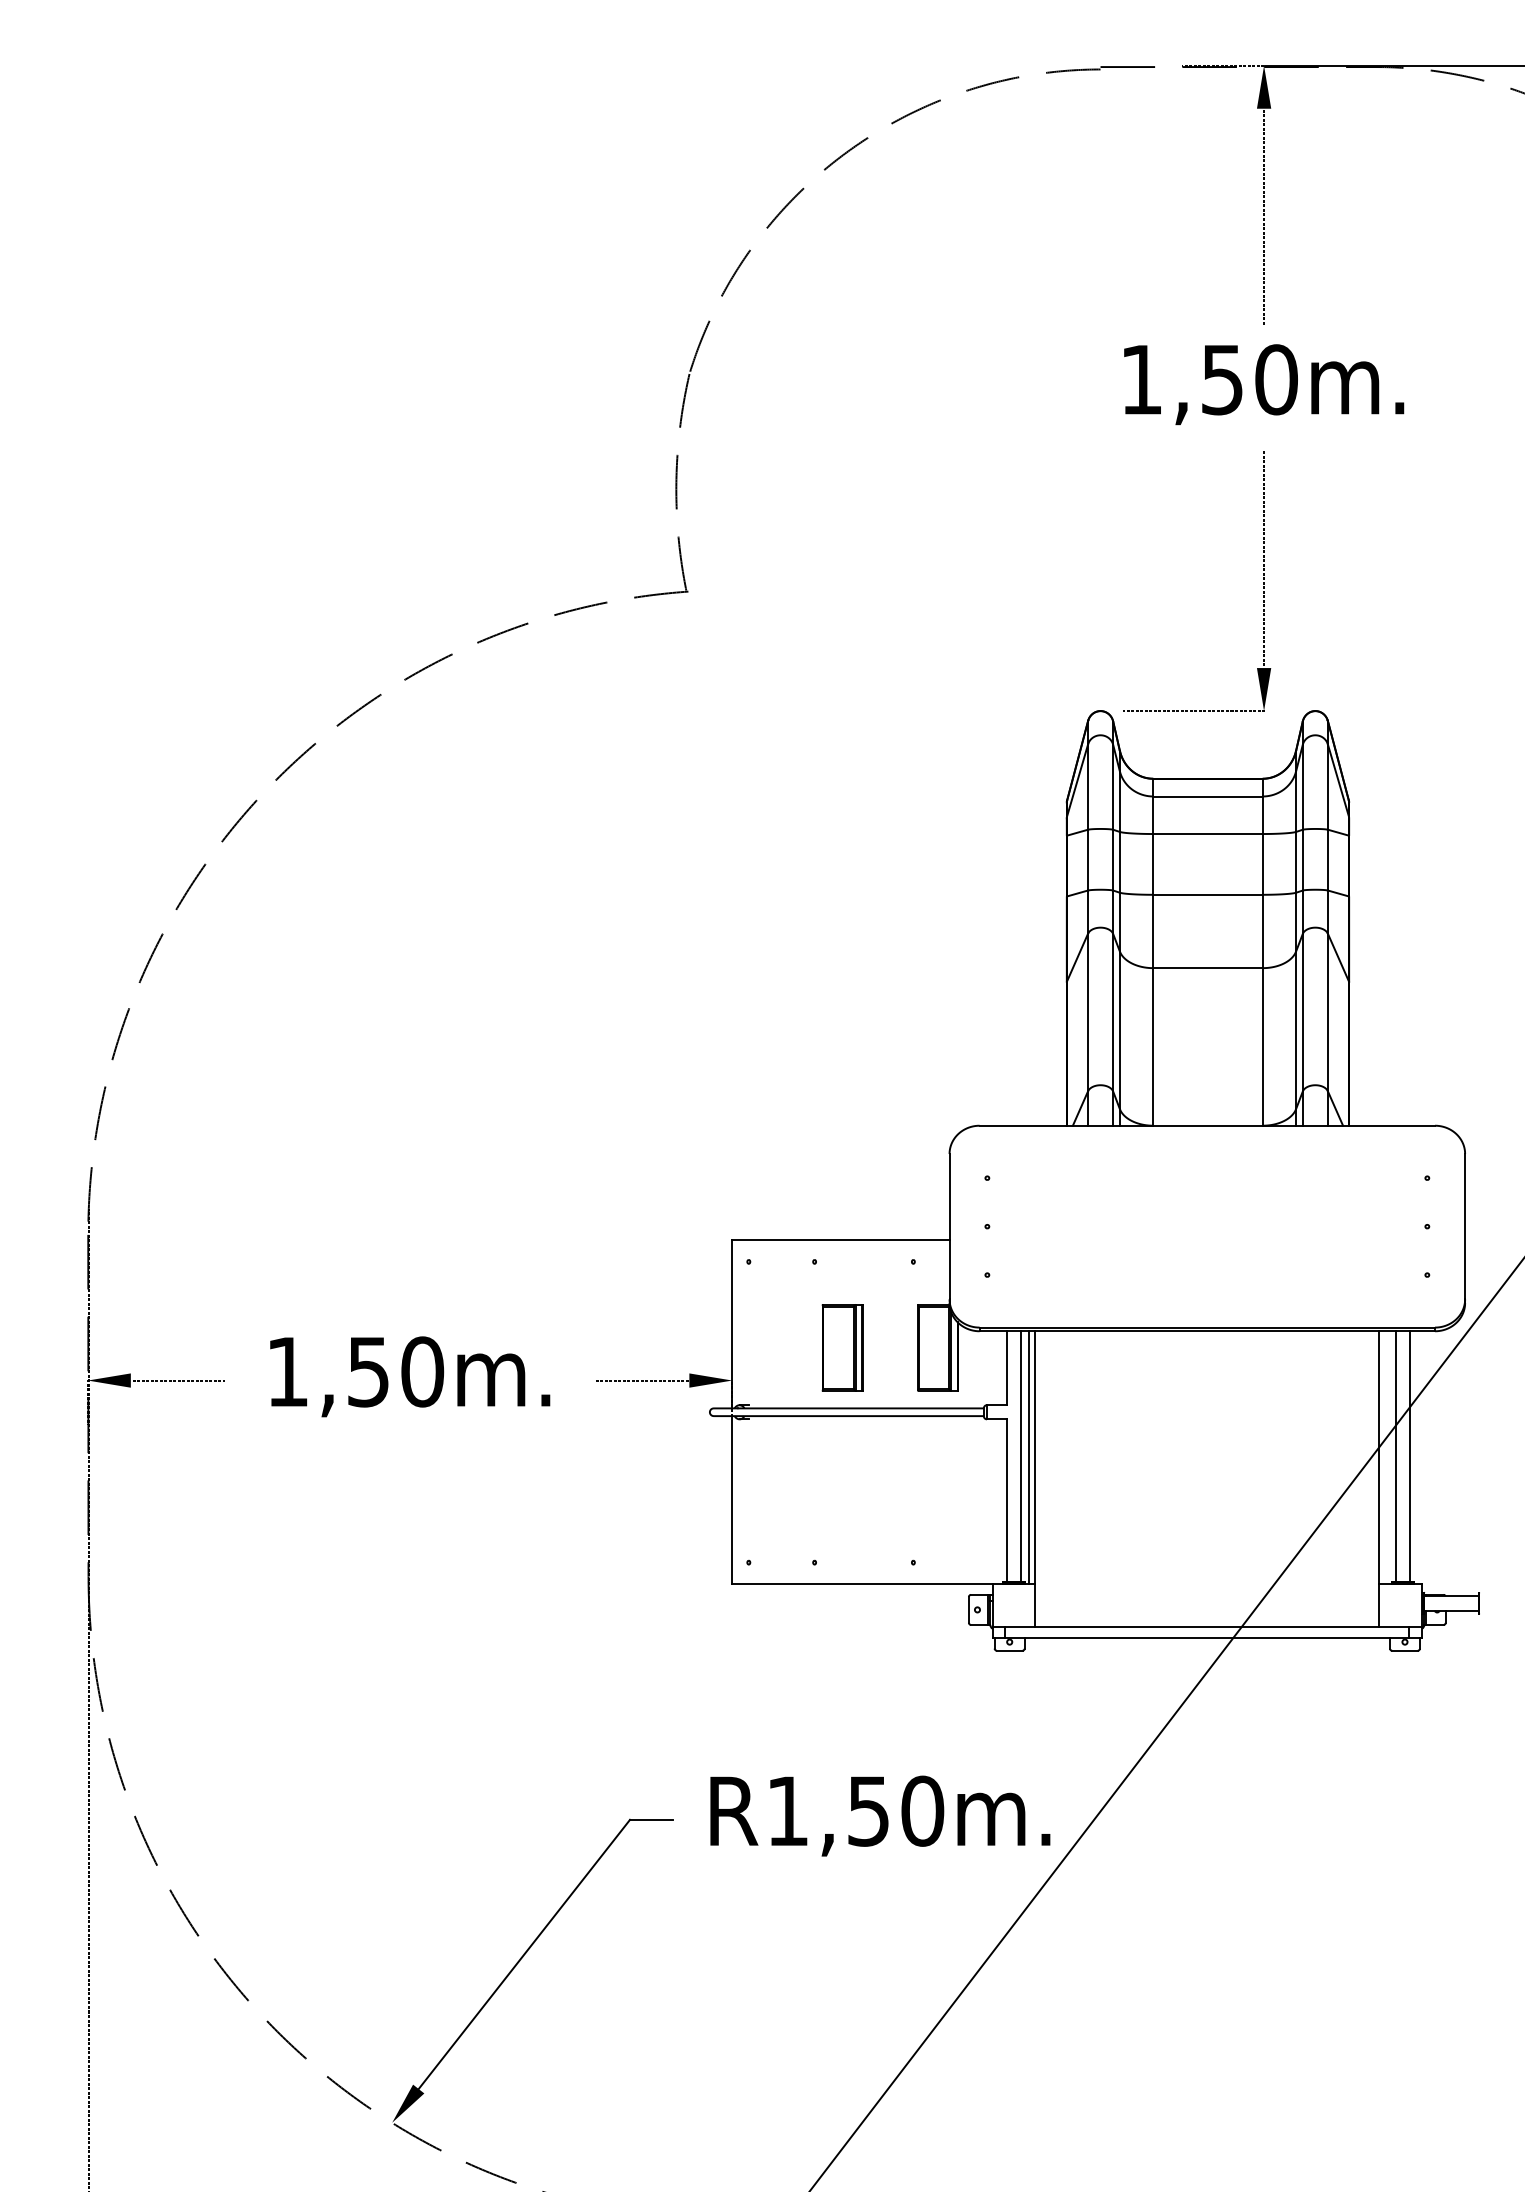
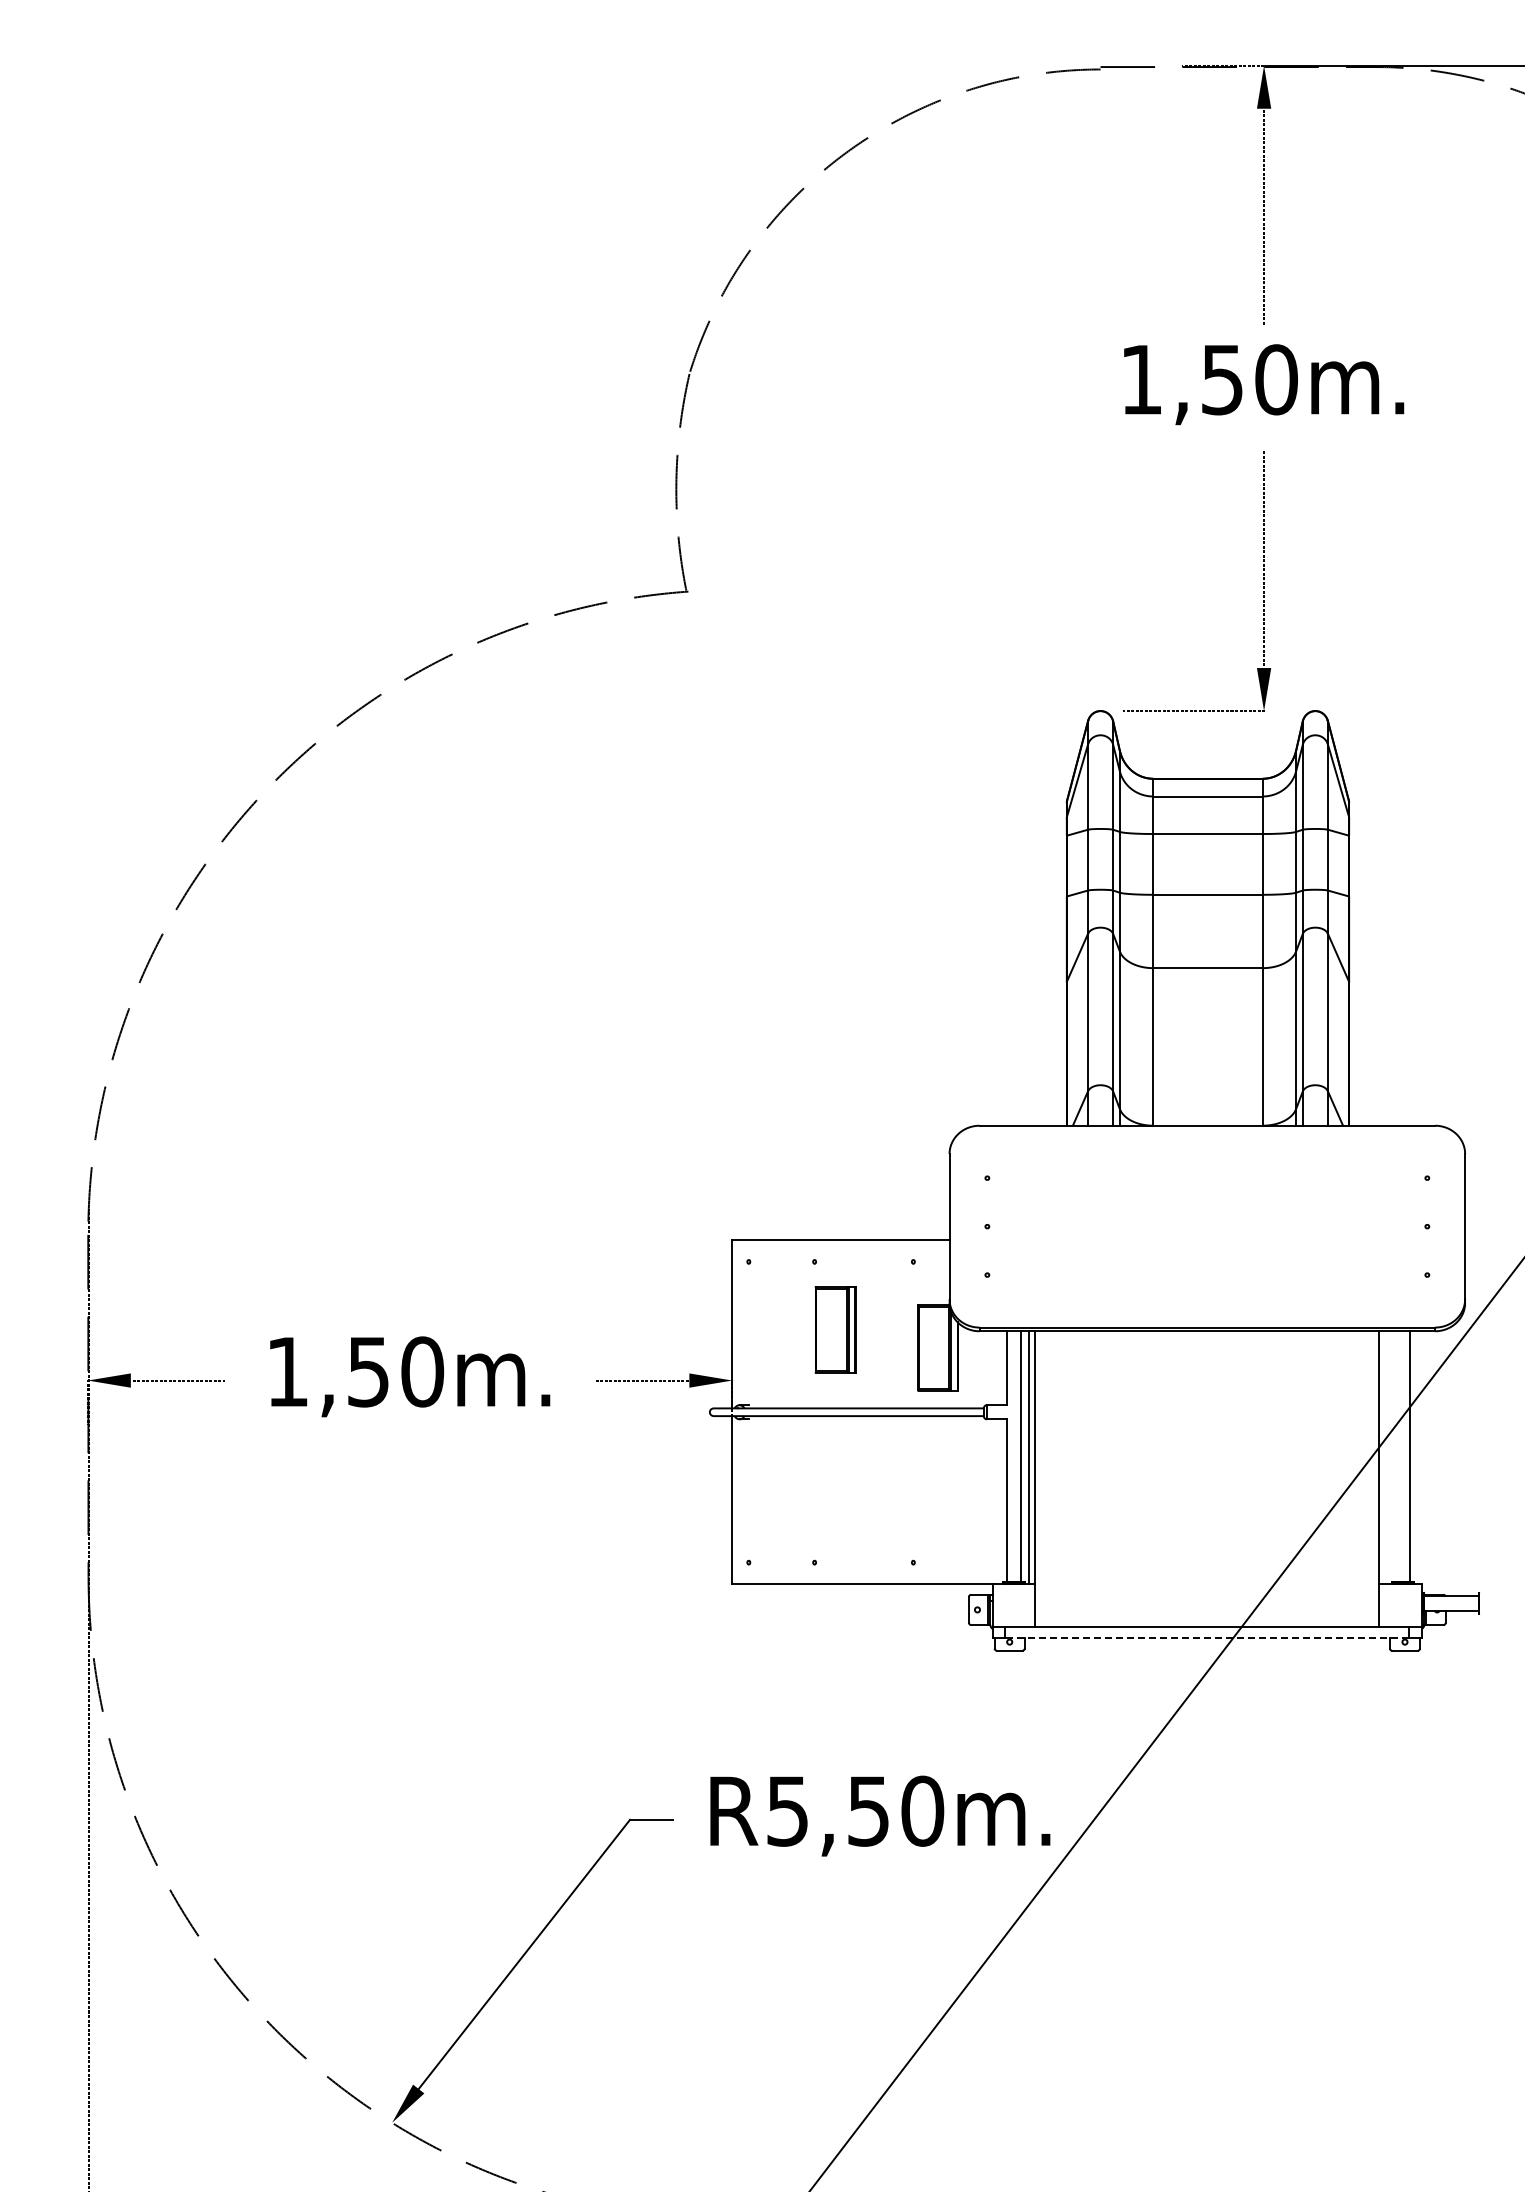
part position: (842, 1347) -> (835, 1329) (835, 1329)
line: present -> none (1395, 1456)
line: solid -> dashed (1207, 1637)
text: R1,50m. -> R5,50m. (787, 1811)
